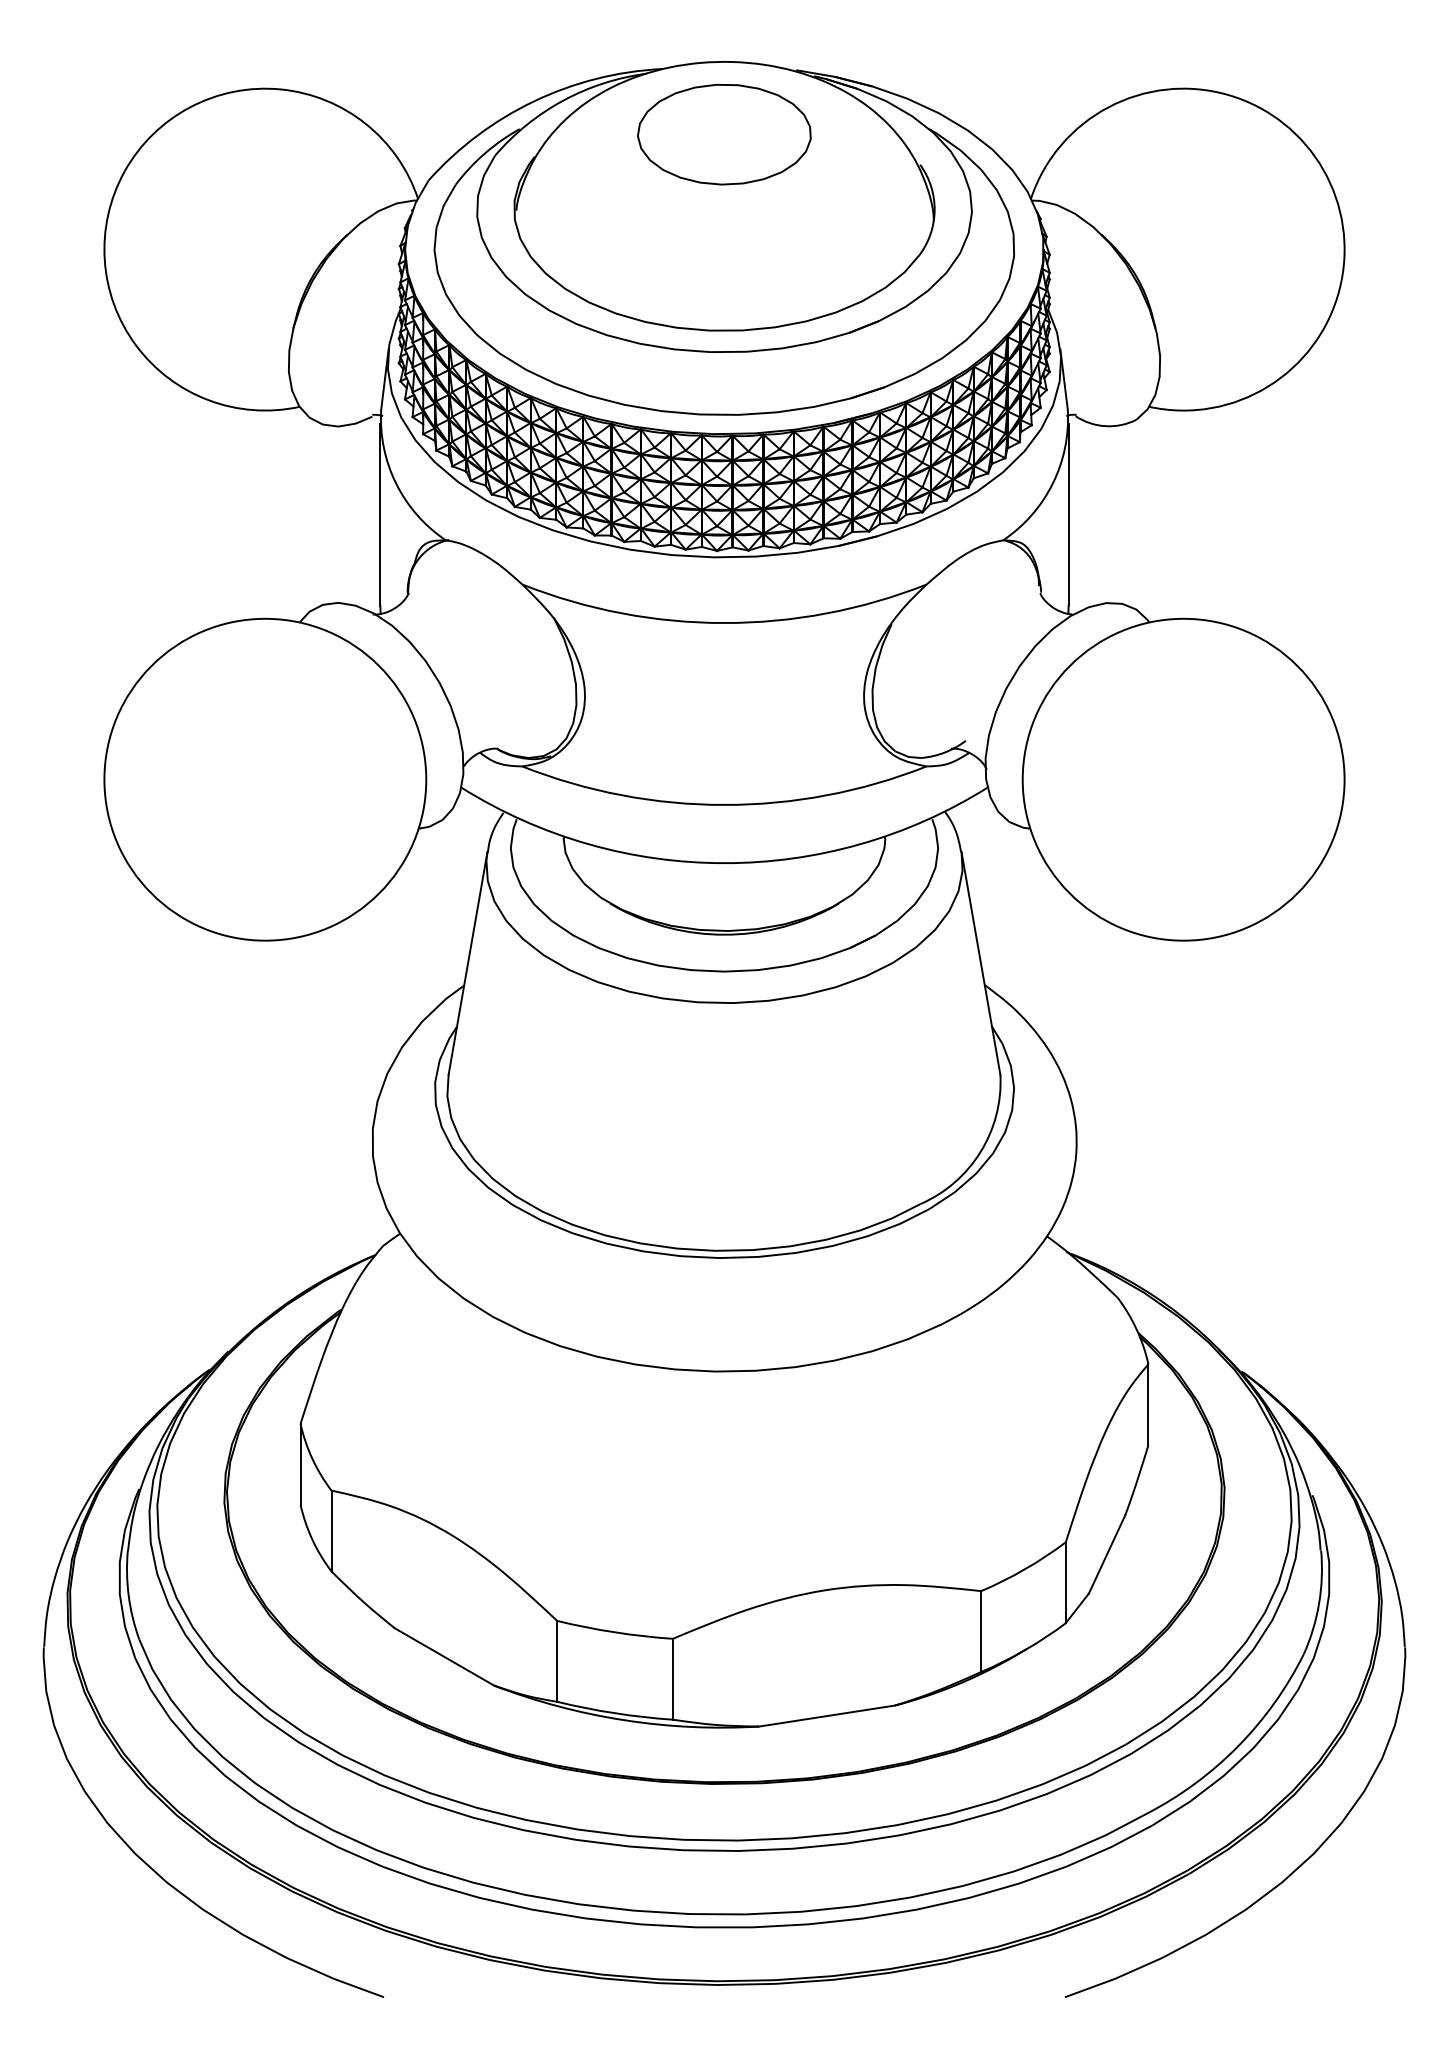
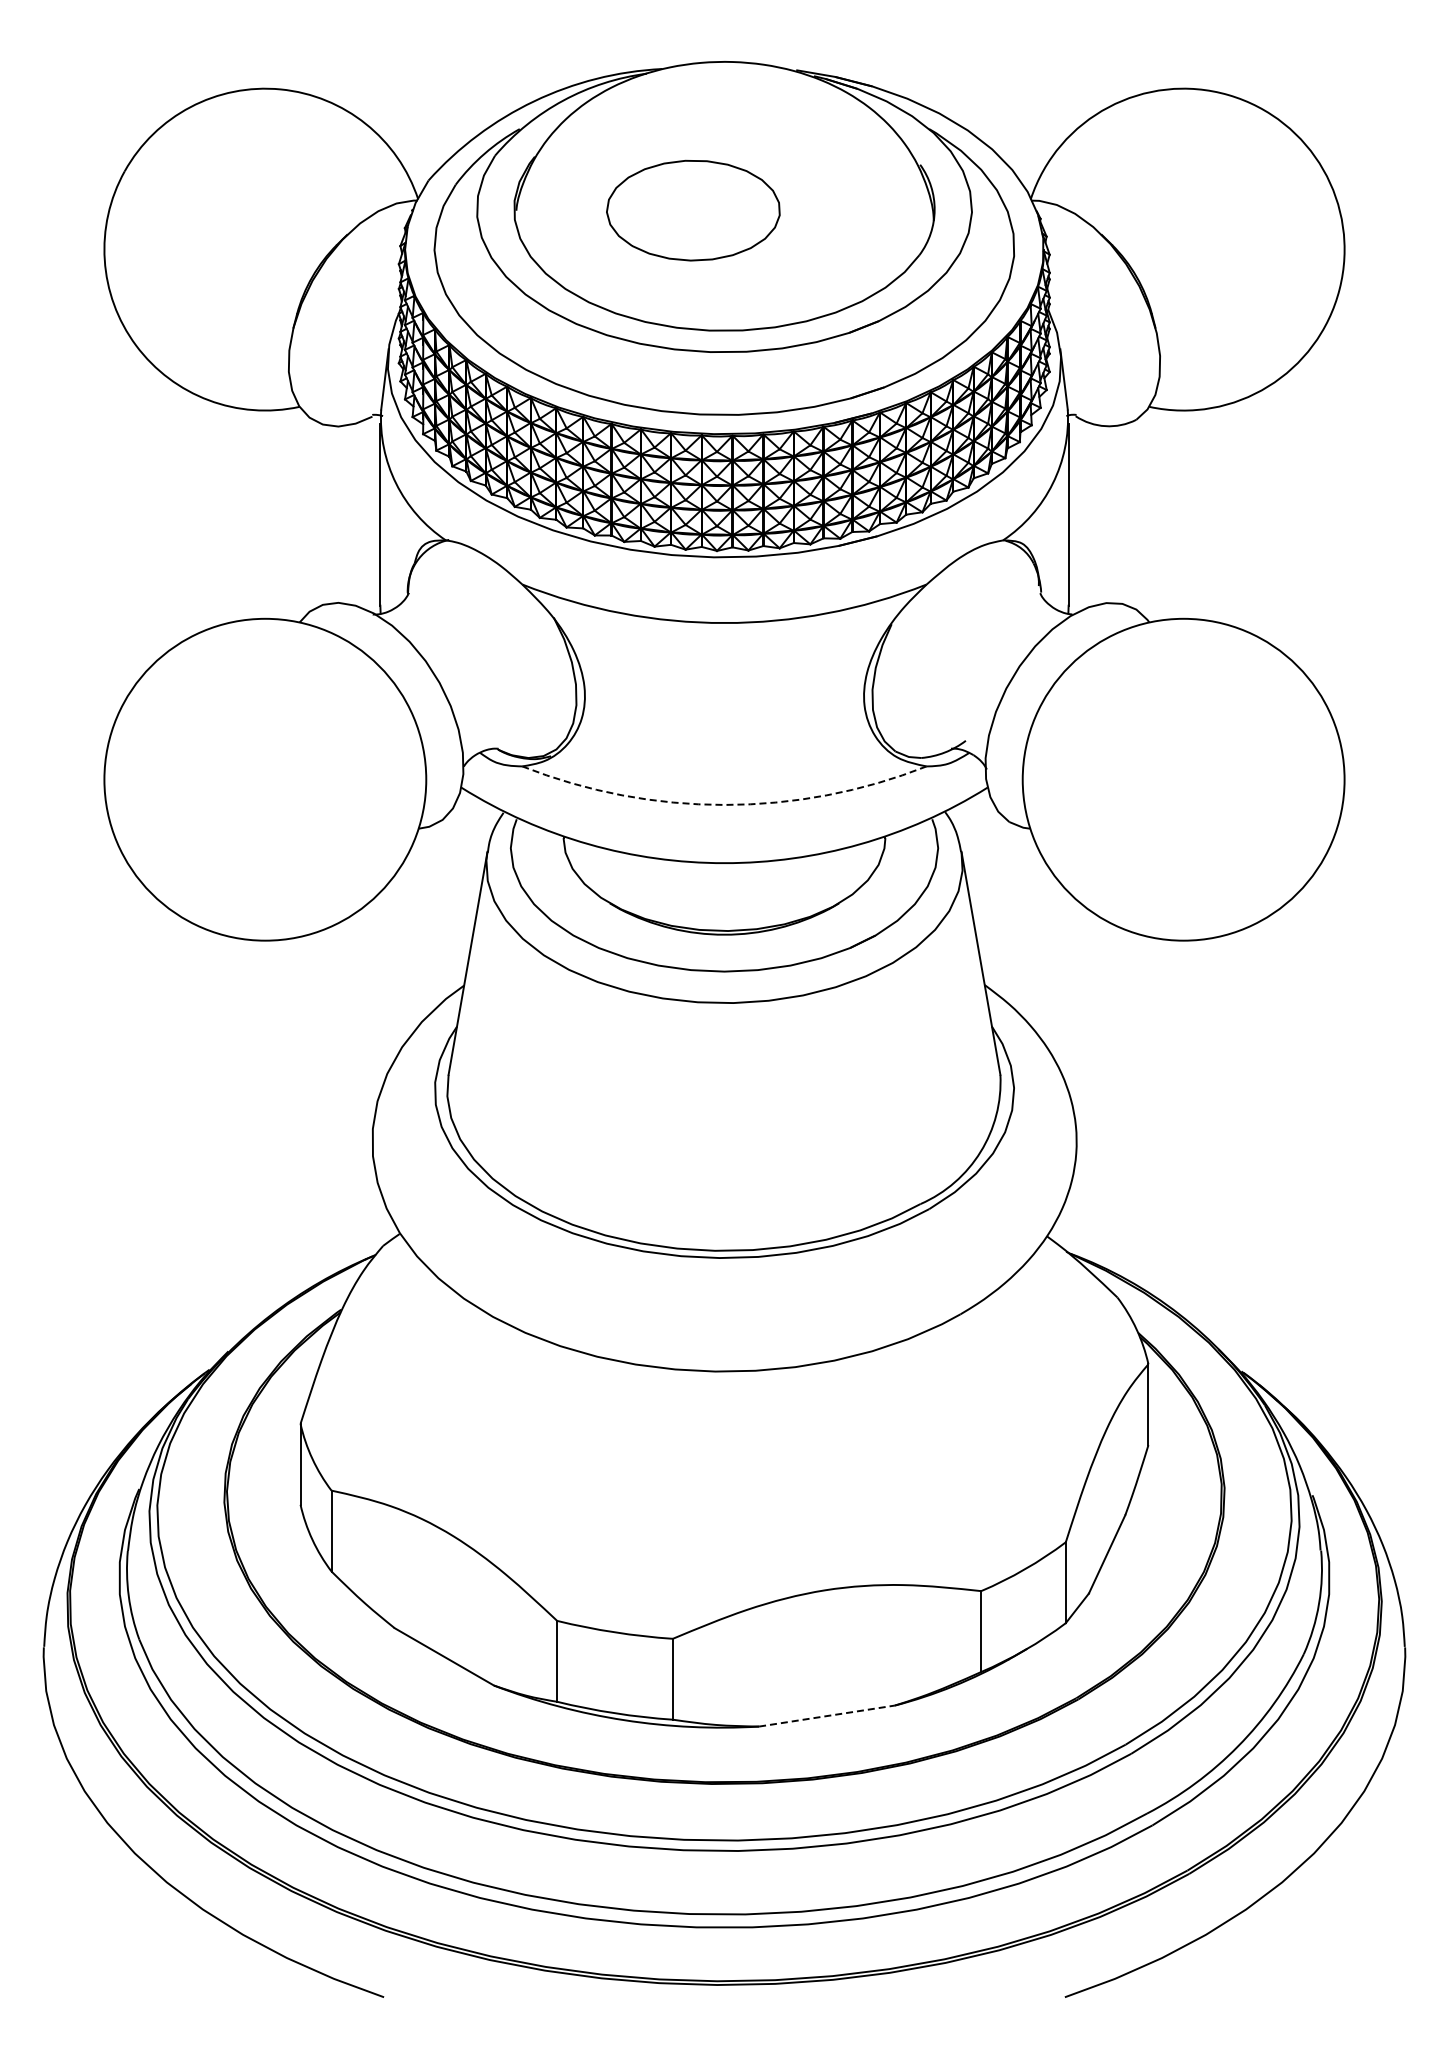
part position: (724, 134) -> (693, 210) (693, 210)
arc: solid -> dashed (724, 804)
line: solid -> dashed (827, 1716)
